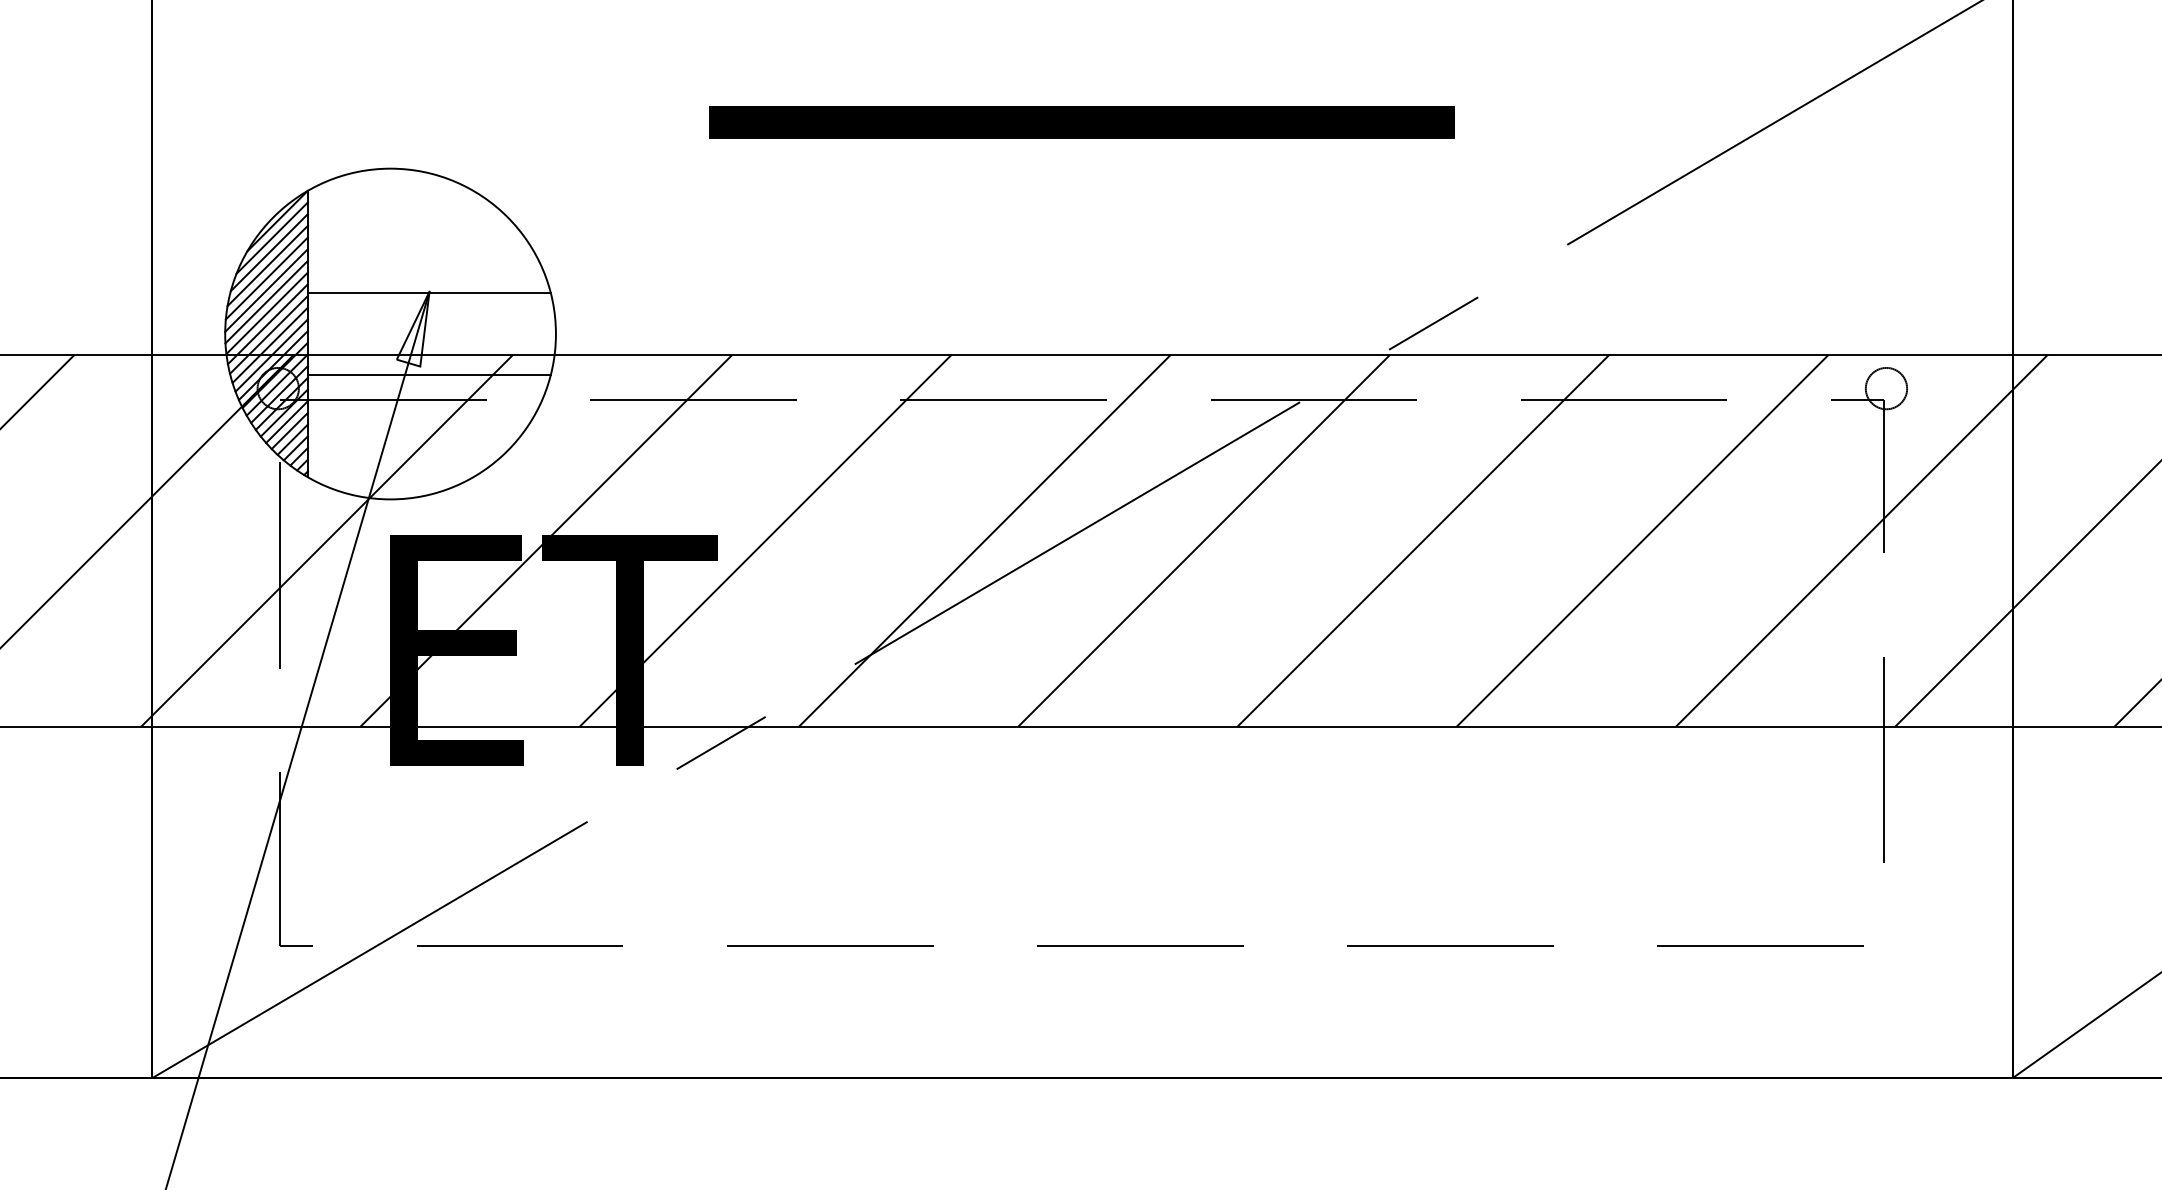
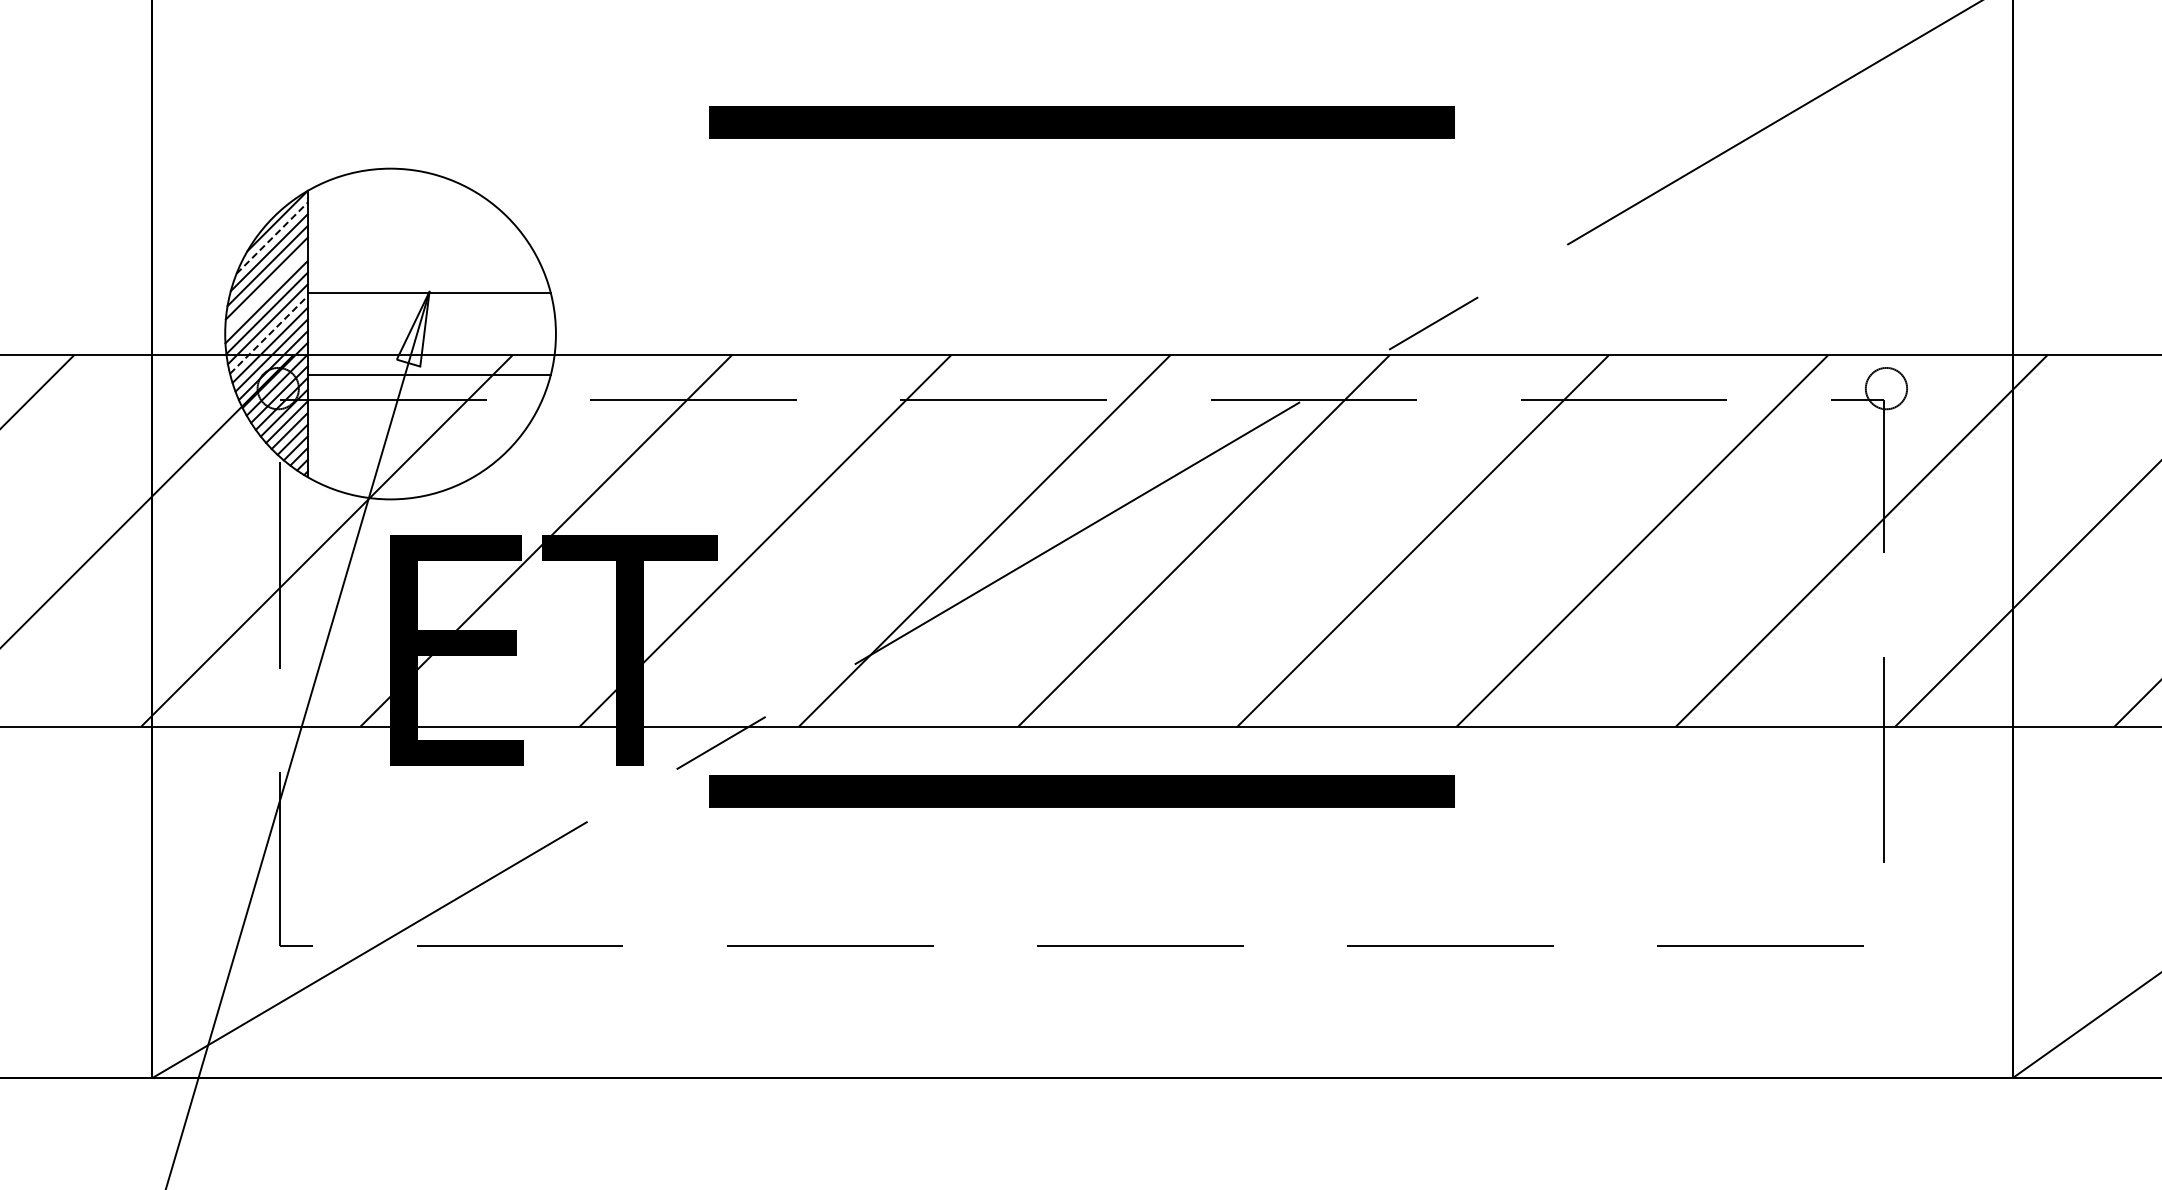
line: solid -> dashed (272, 237)
line: present -> none (266, 290)
line: solid -> dashed (269, 334)
part: none -> present (1081, 791)
